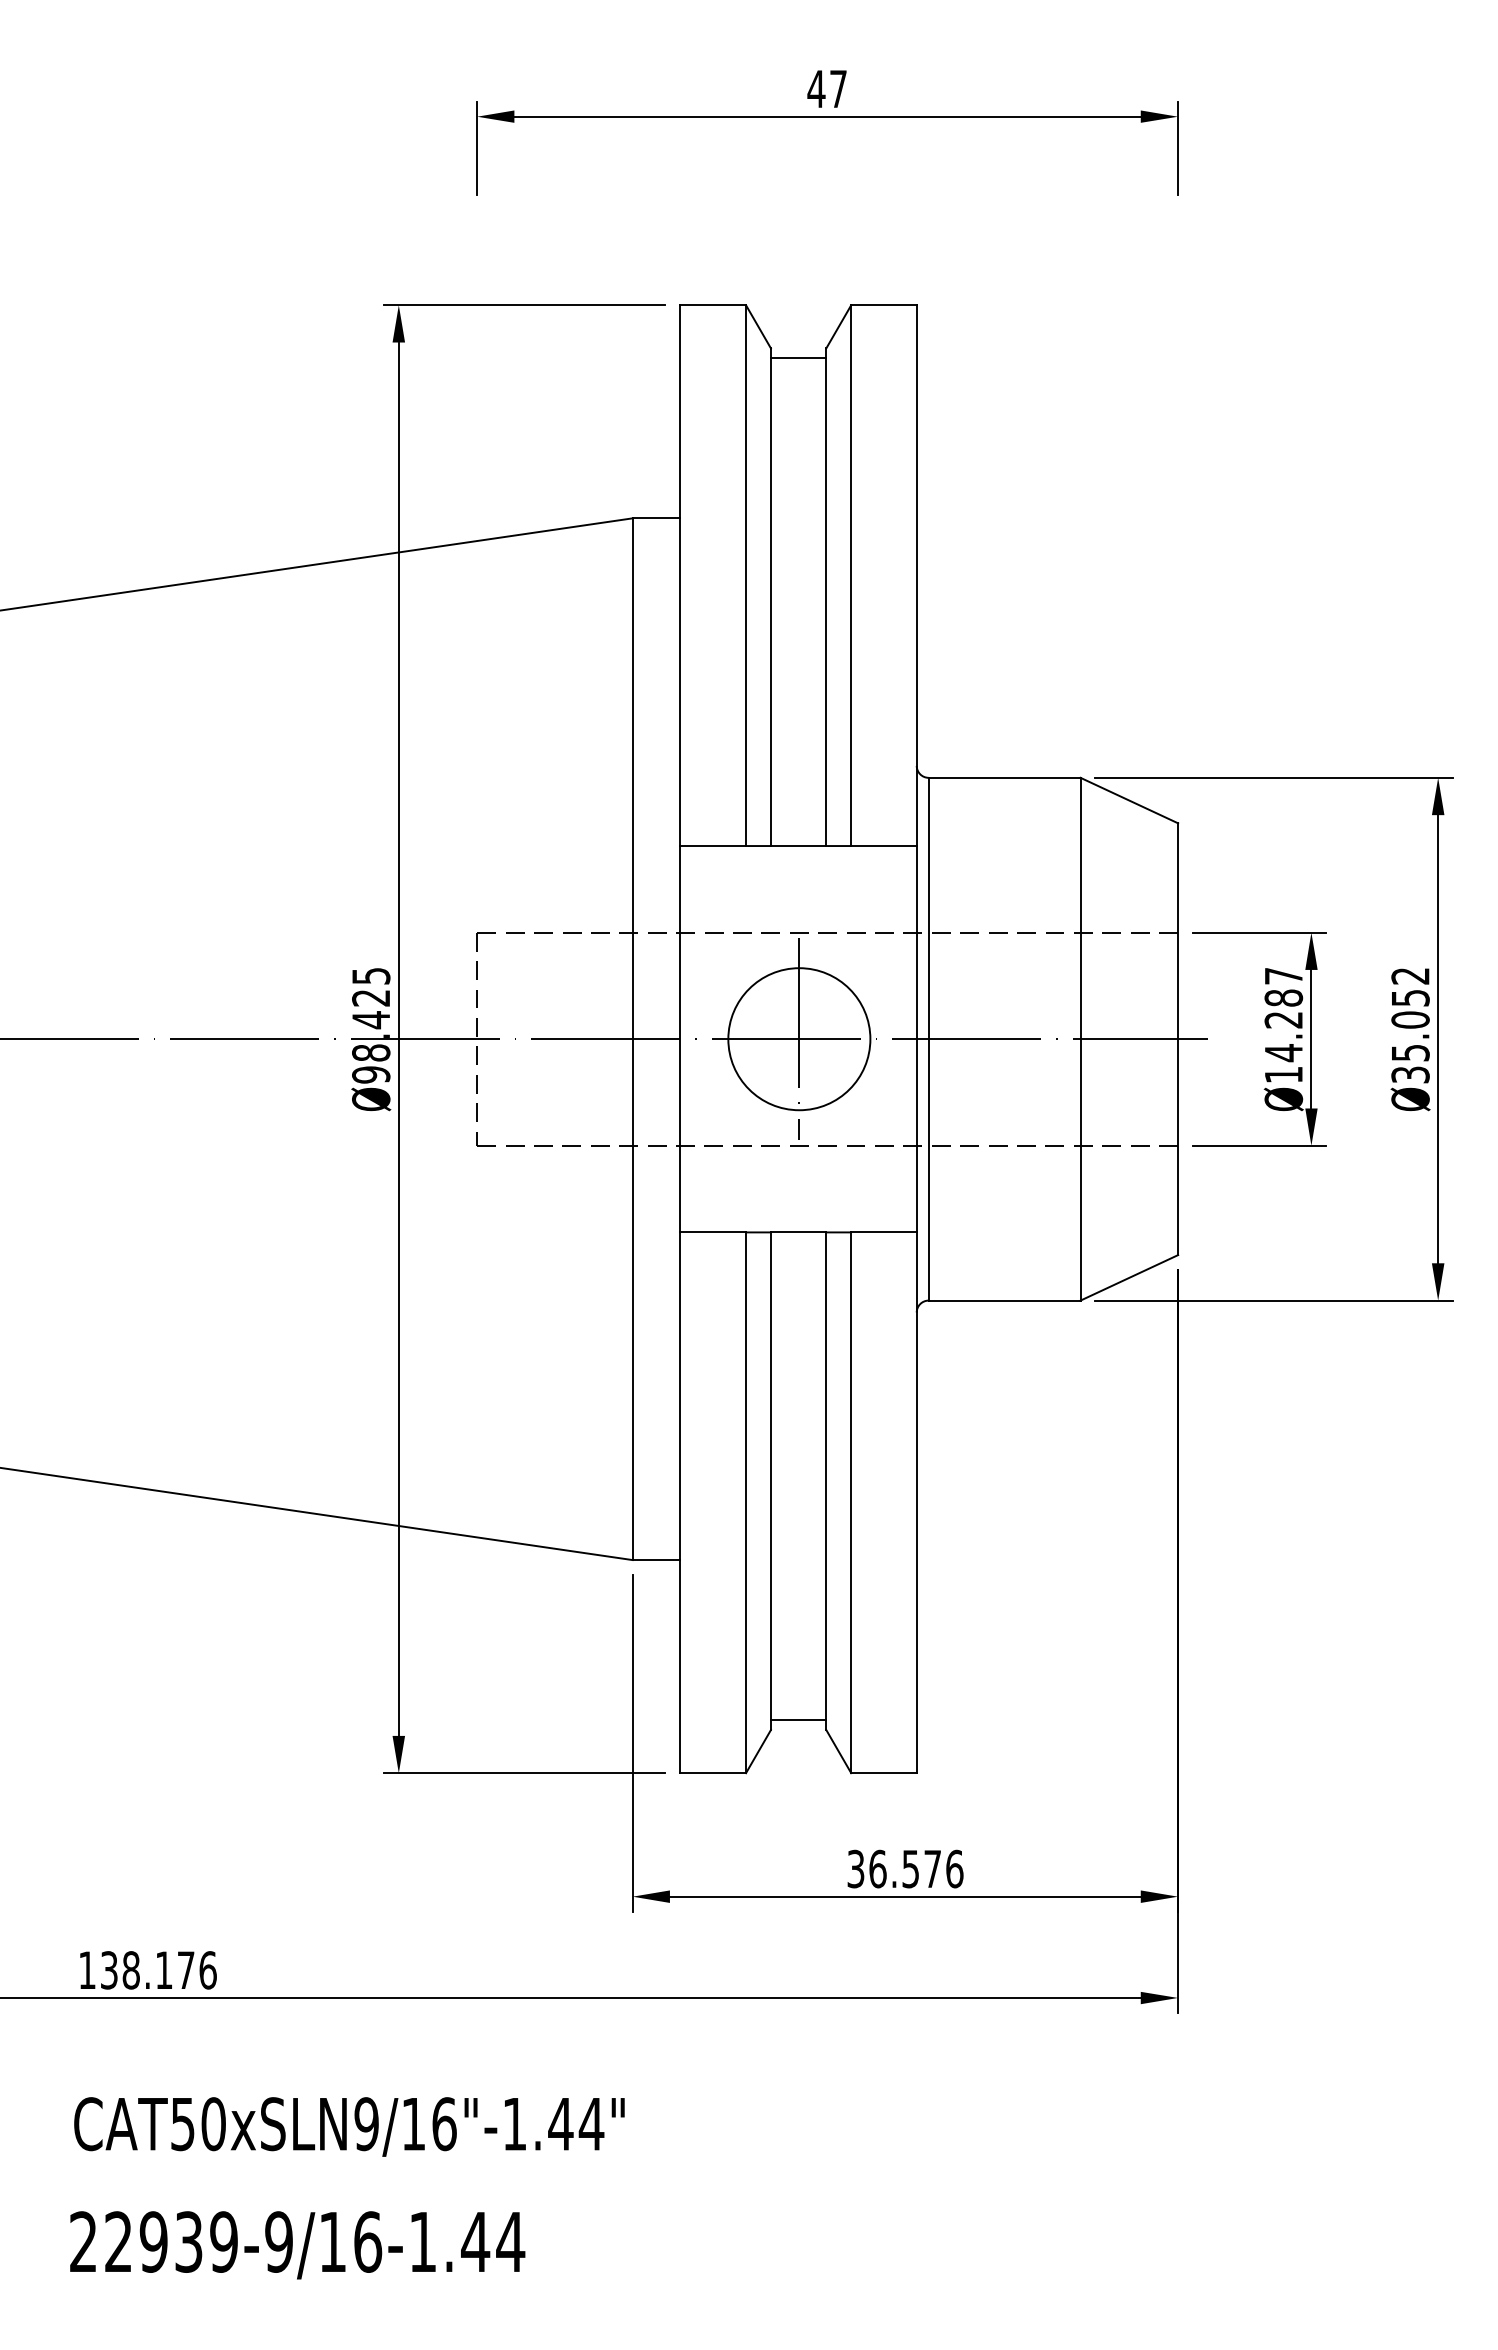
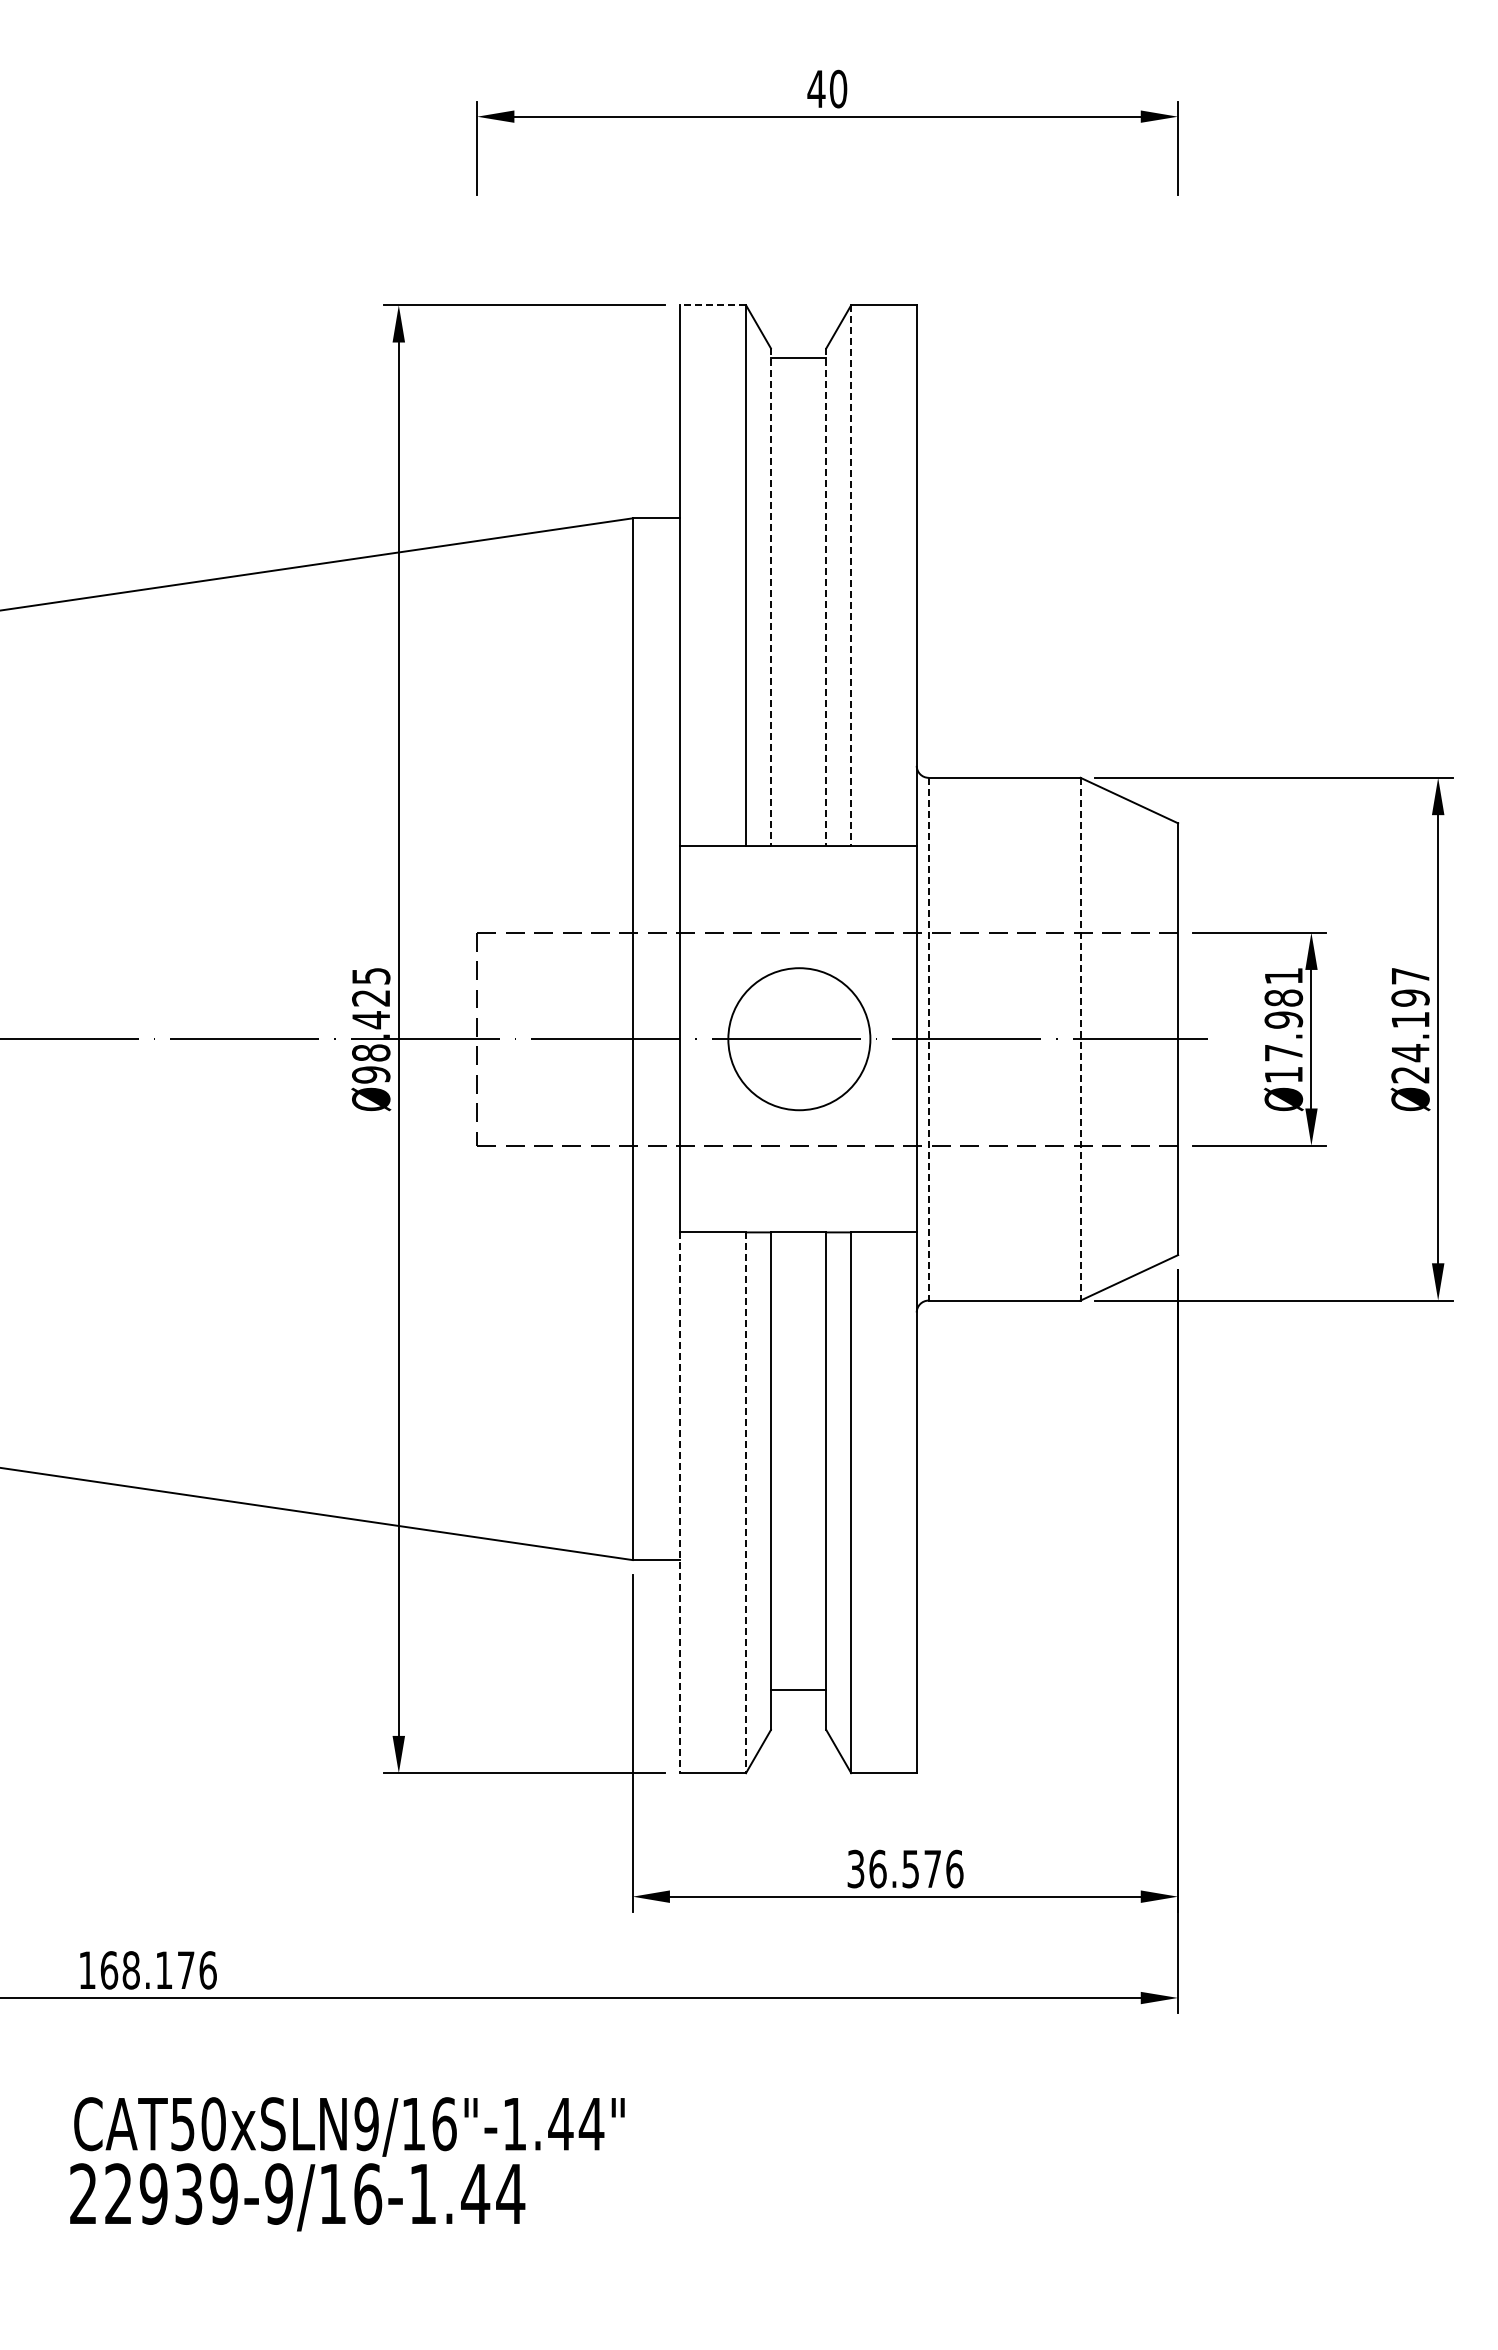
text: 47 -> 40 (838, 88)
line: solid -> dashed (712, 305)
line: solid -> dashed (851, 576)
line: solid -> dashed (770, 597)
line: solid -> dashed (826, 597)
text: Ø14.287 -> Ø17.981 (1283, 1015)
text: Ø35.052 -> Ø24.197 (1410, 1025)
line: present -> none (799, 1039)
line: solid -> dashed (928, 1039)
line: solid -> dashed (1080, 1039)
line: solid -> dashed (679, 1503)
line: solid -> dashed (746, 1503)
line position: (798, 1719) -> (798, 1689) (798, 1689)
text: 138.176 -> 168.176 (109, 1970)
text position: (297, 2245) -> (297, 2197) (297, 2197)
